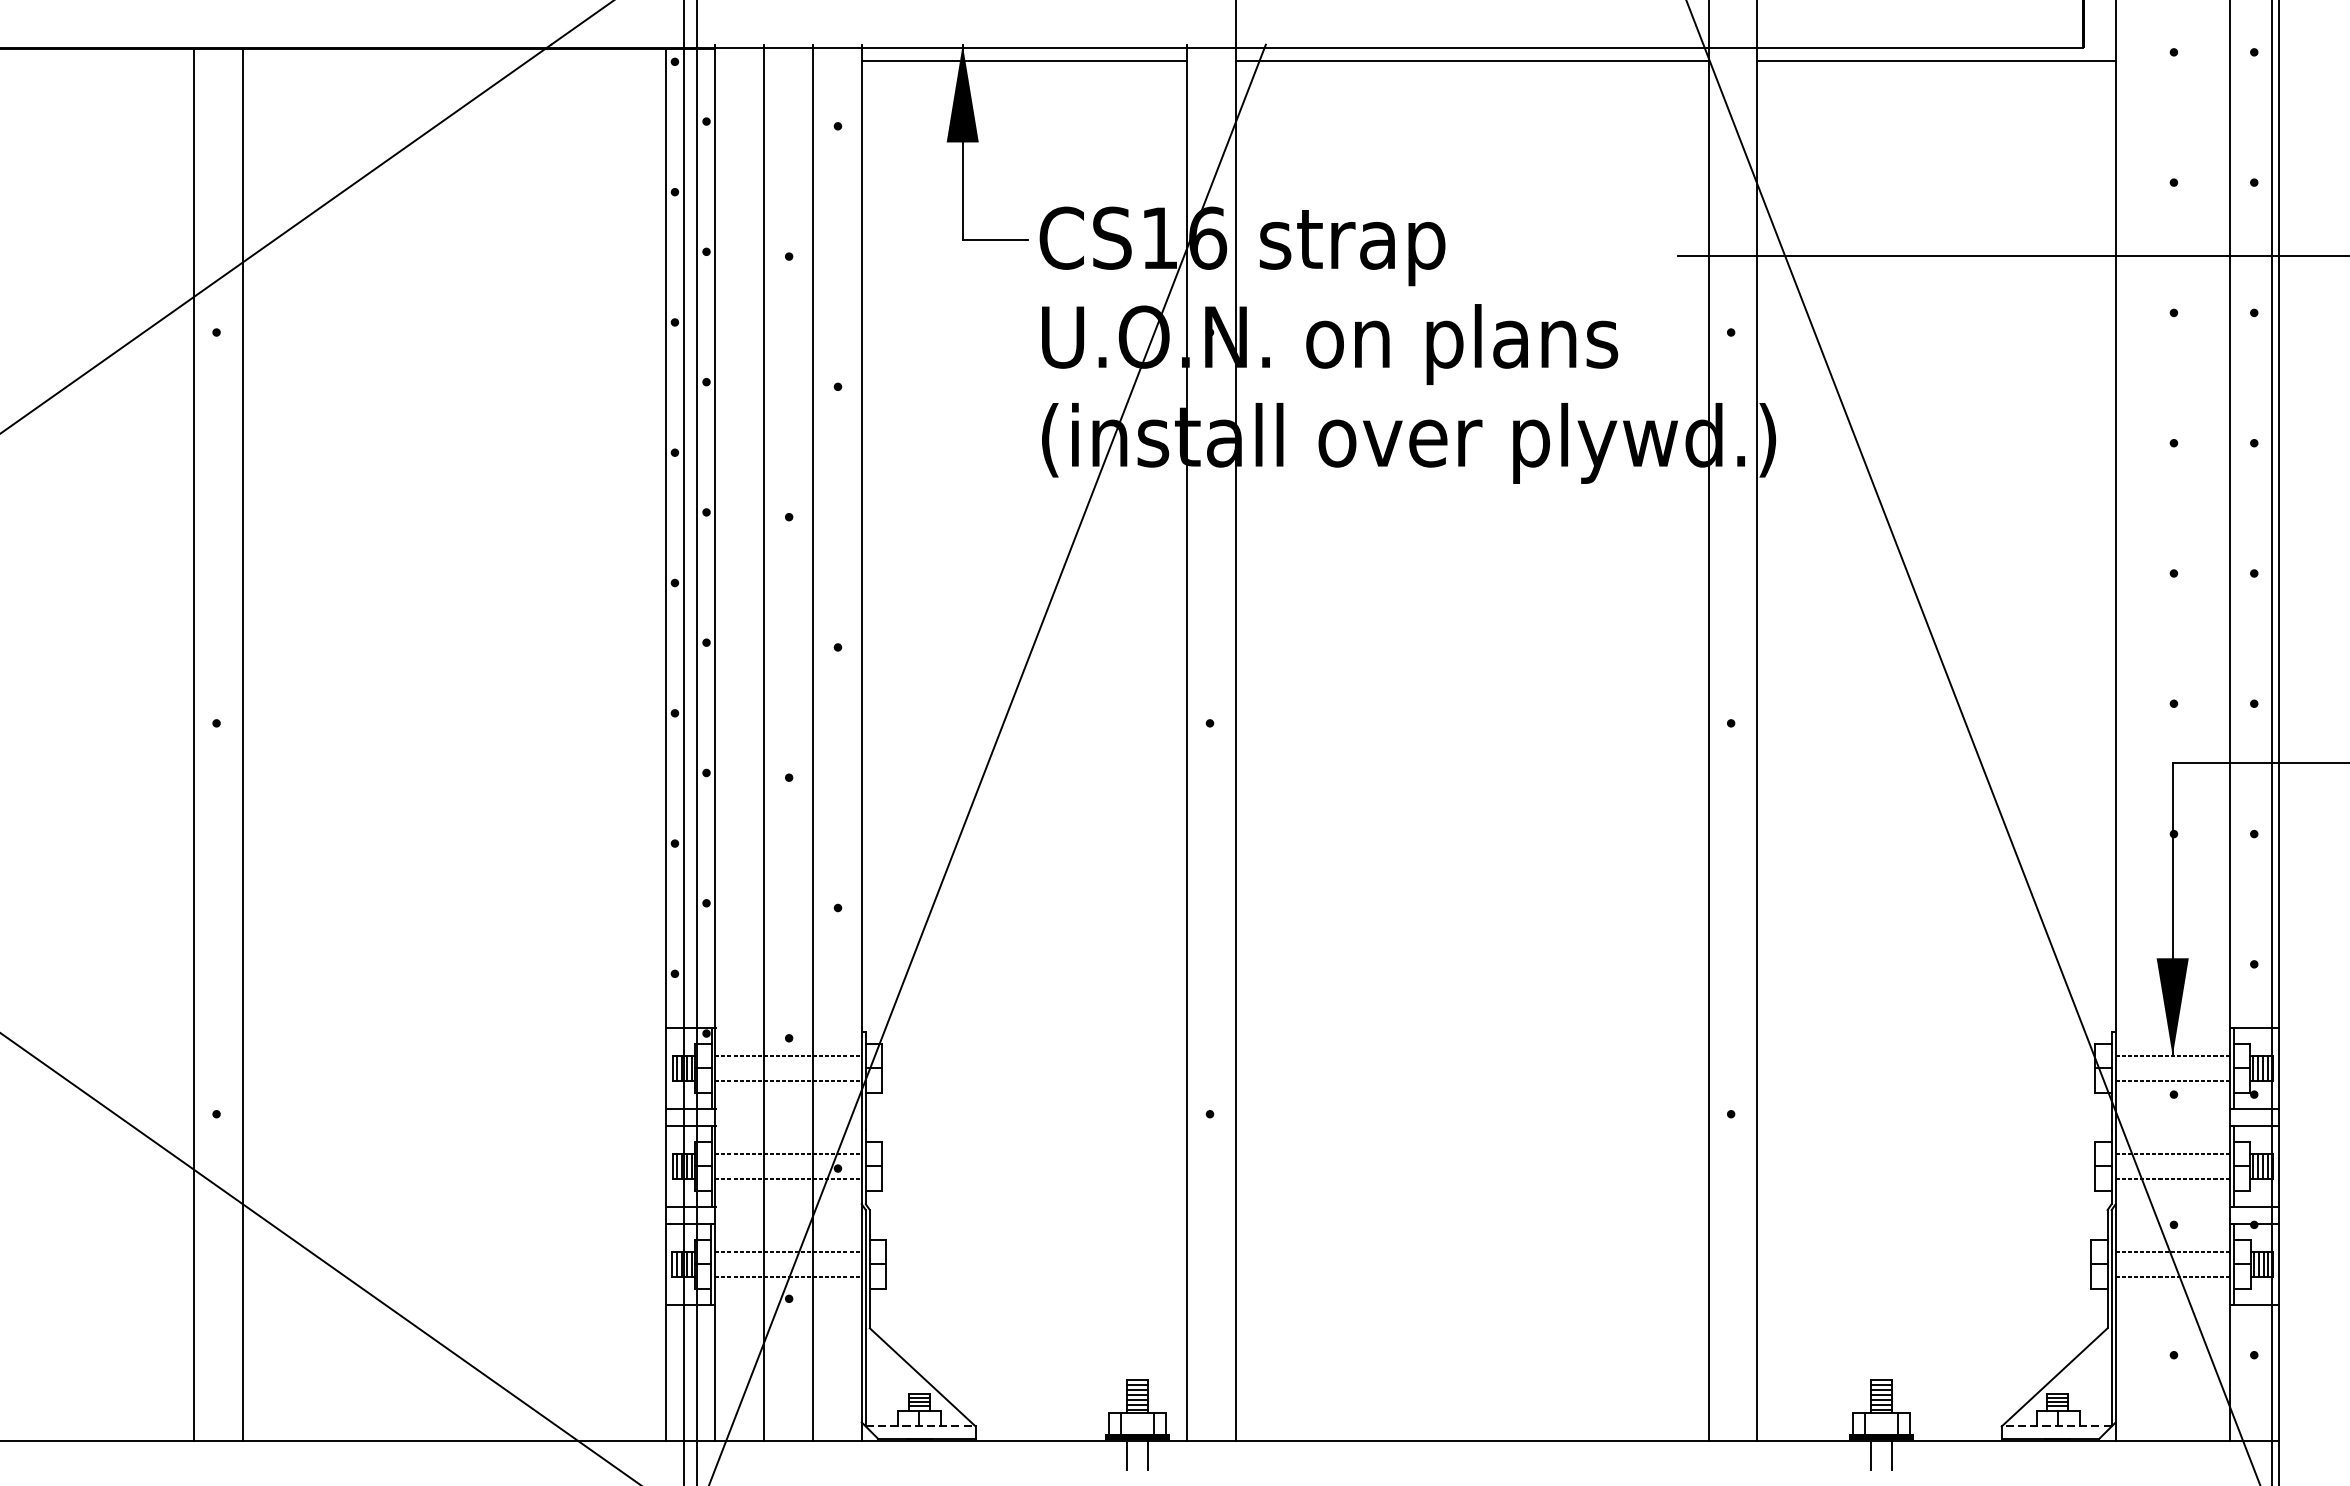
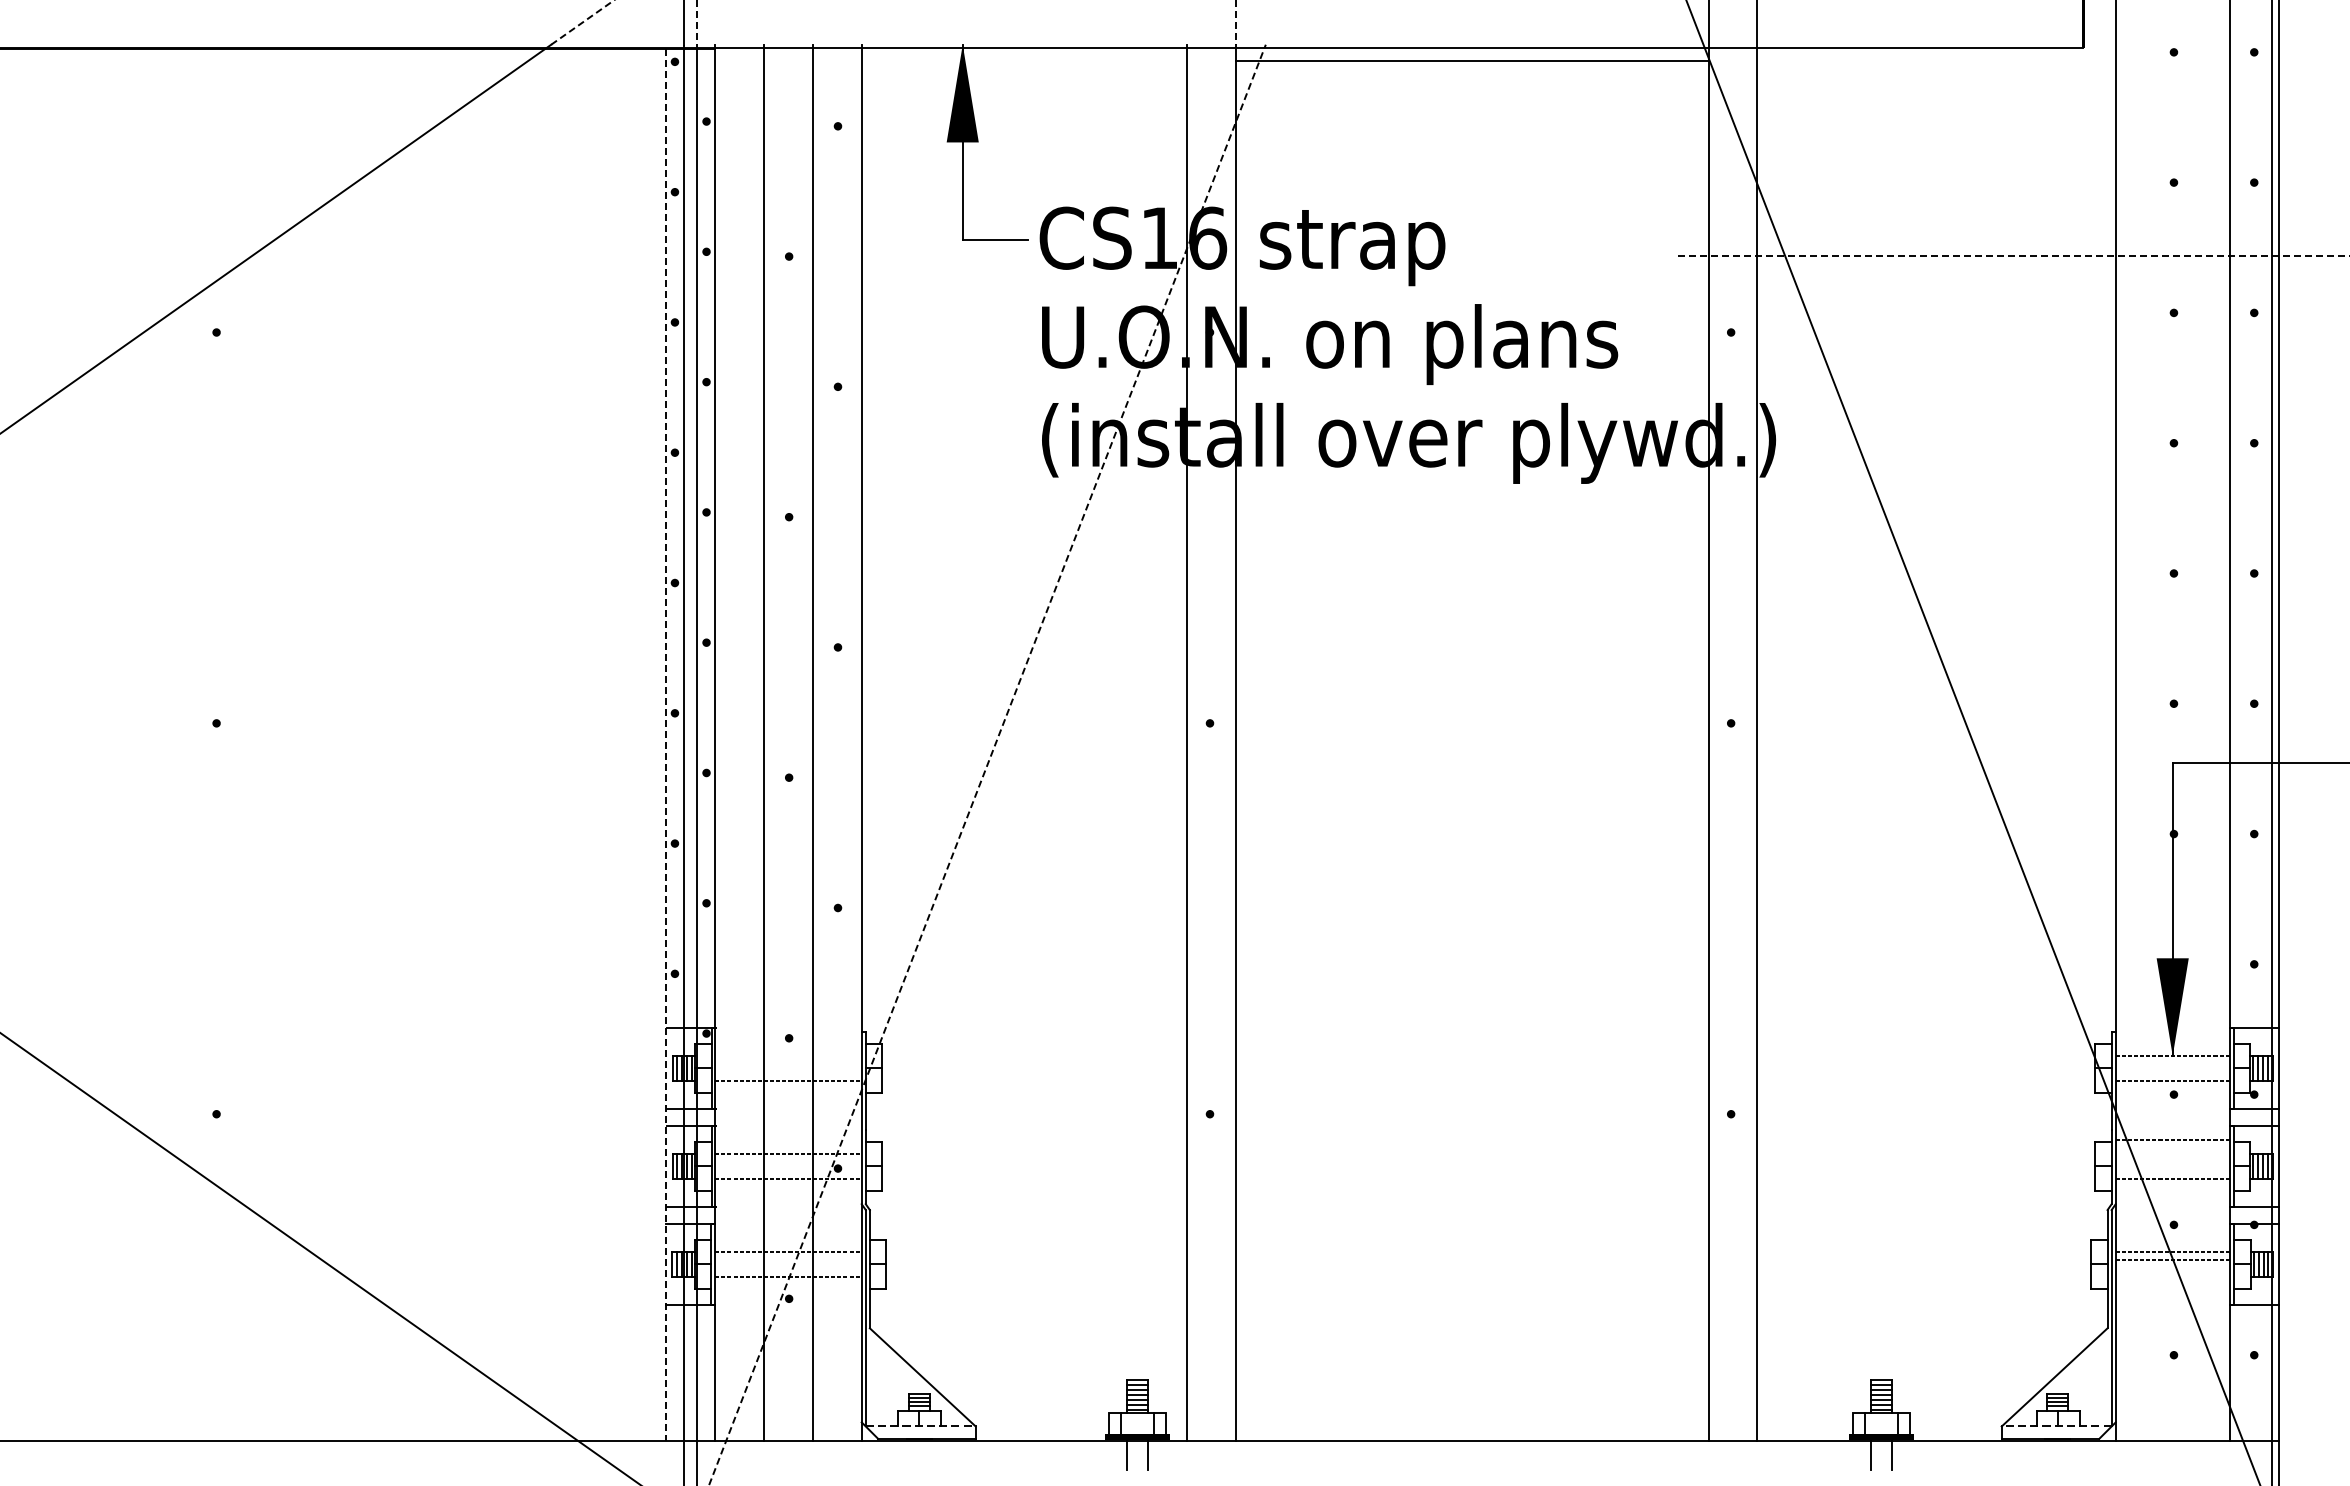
line: solid -> dashed (583, 22)
line: solid -> dashed (697, 22)
line: solid -> dashed (1236, 22)
line: present -> none (1024, 61)
line: present -> none (1936, 61)
line: solid -> dashed (2013, 256)
line: present -> none (194, 744)
line: present -> none (242, 744)
line: solid -> dashed (666, 745)
line: solid -> dashed (987, 764)
line: present -> none (788, 1056)
line position: (2172, 1154) -> (2172, 1140) (2172, 1140)
line position: (2172, 1276) -> (2172, 1259) (2172, 1259)
